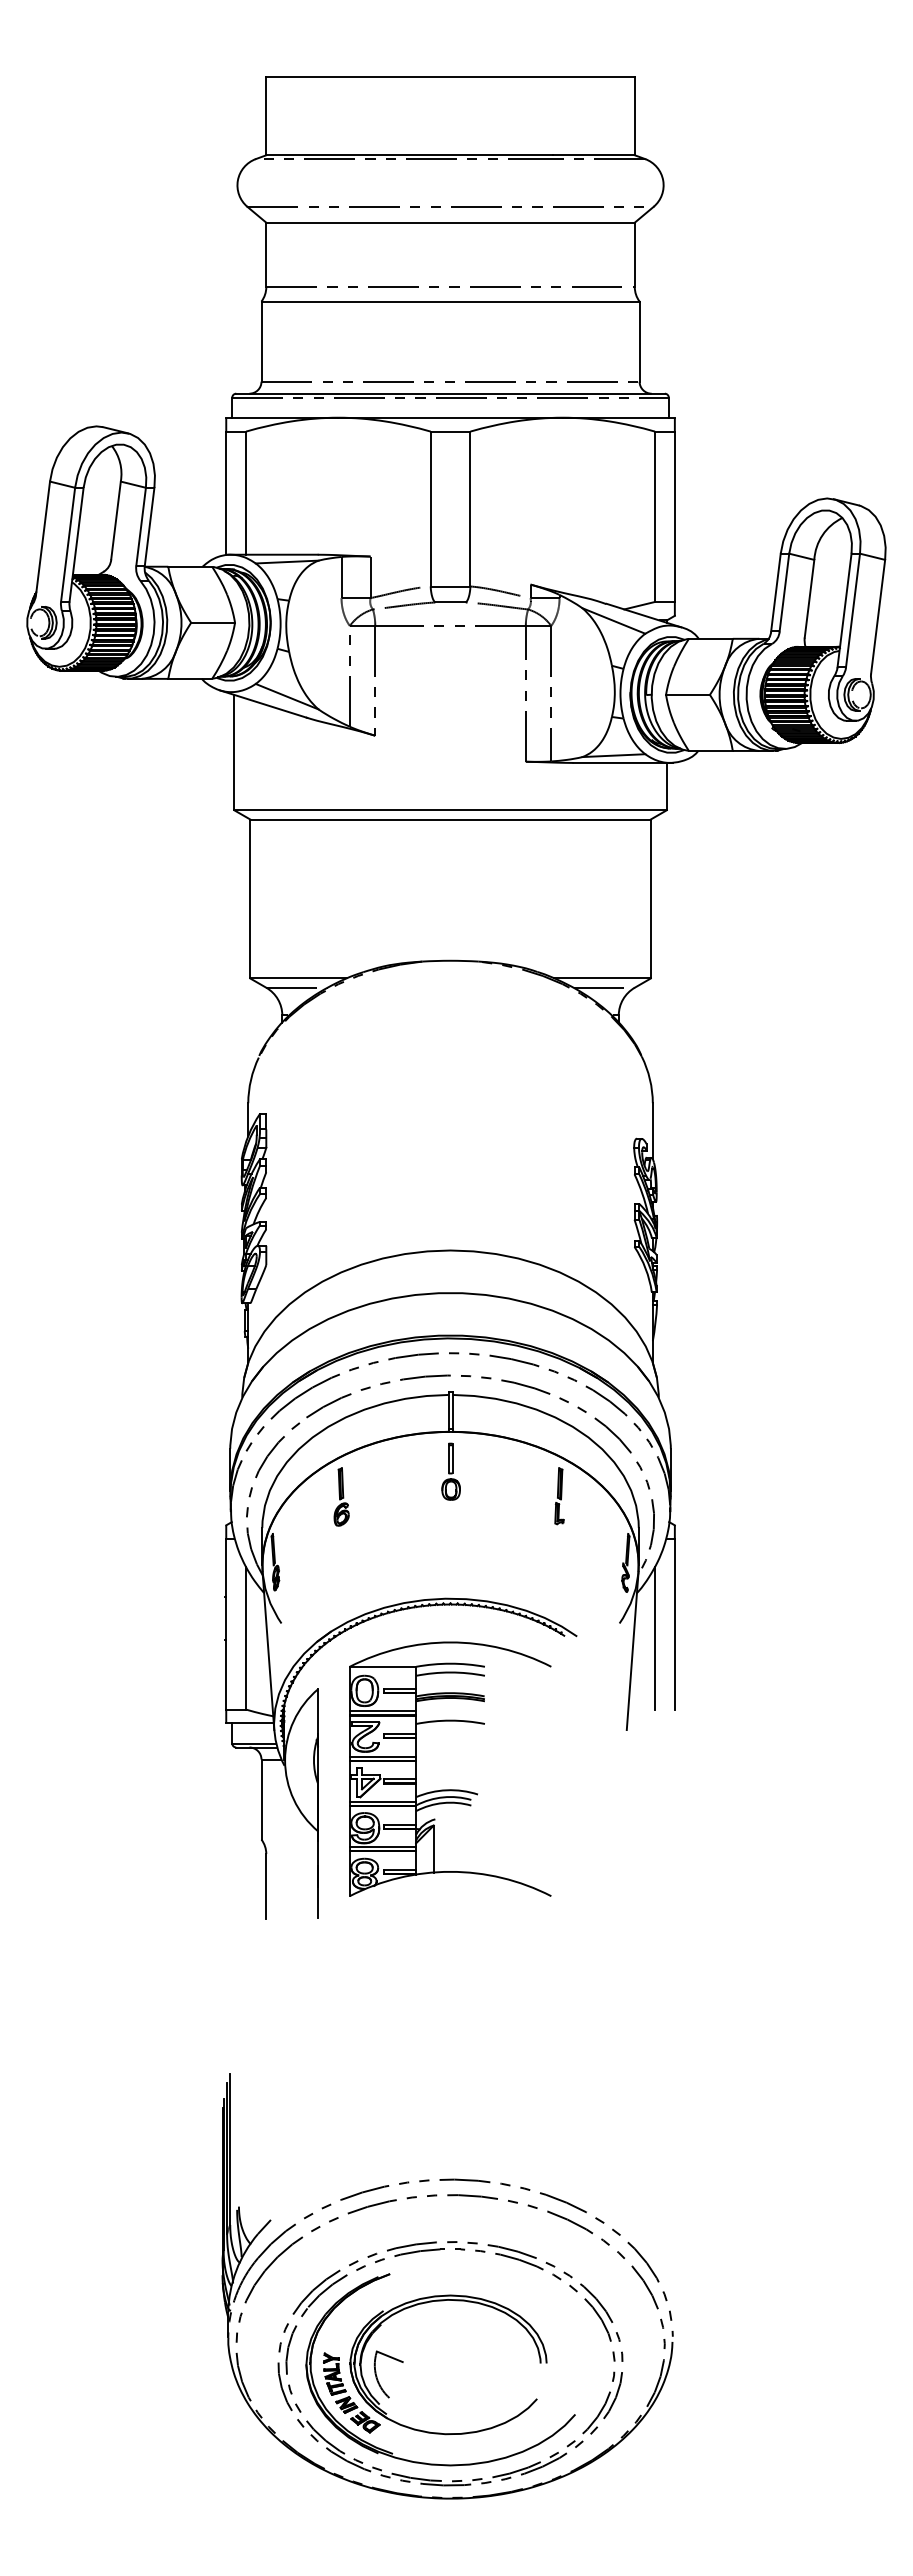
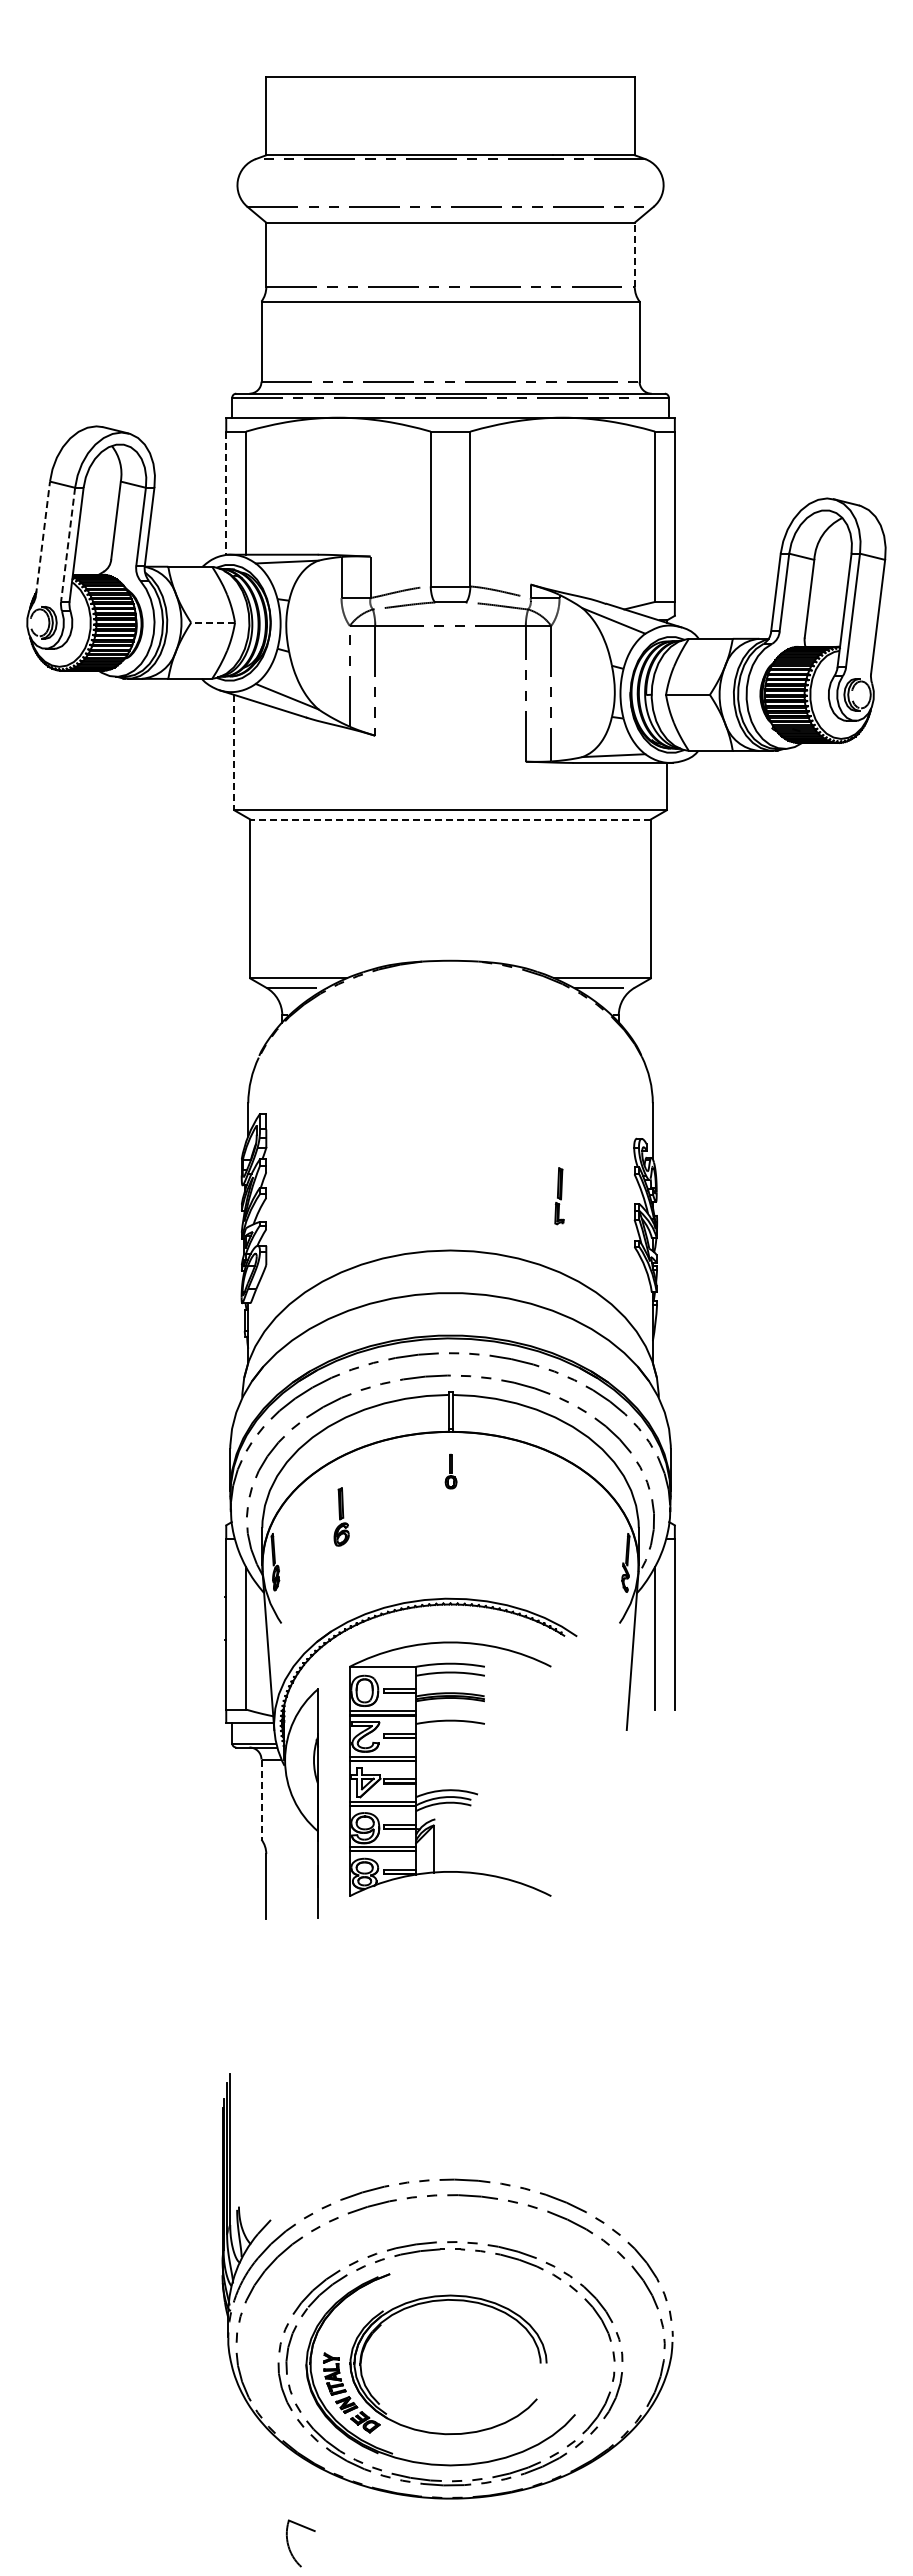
line: solid -> dashed (634, 254)
line: solid -> dashed (226, 493)
line: solid -> dashed (43, 538)
line: solid -> dashed (68, 545)
line: solid -> dashed (213, 622)
line: solid -> dashed (234, 752)
line: solid -> dashed (450, 819)
part size: 20x59 px -> 14x37 px (450, 1471)
part position: (341, 1496) -> (341, 1516) (341, 1516)
part position: (559, 1496) -> (559, 1196) (559, 1196)
line: solid -> dashed (261, 1800)
part position: (377, 2376) -> (289, 2545) (289, 2545)
